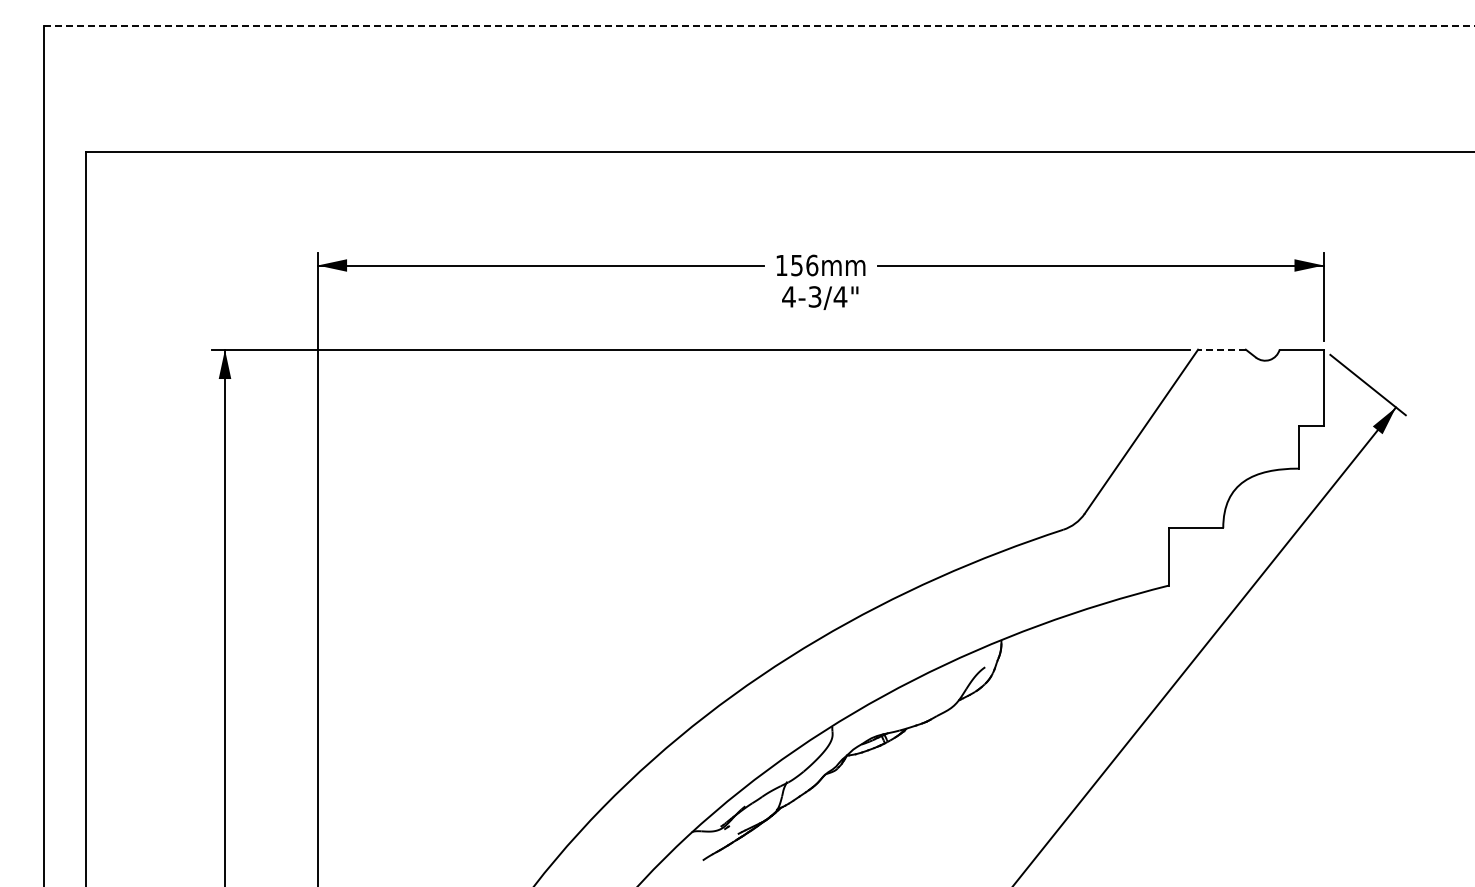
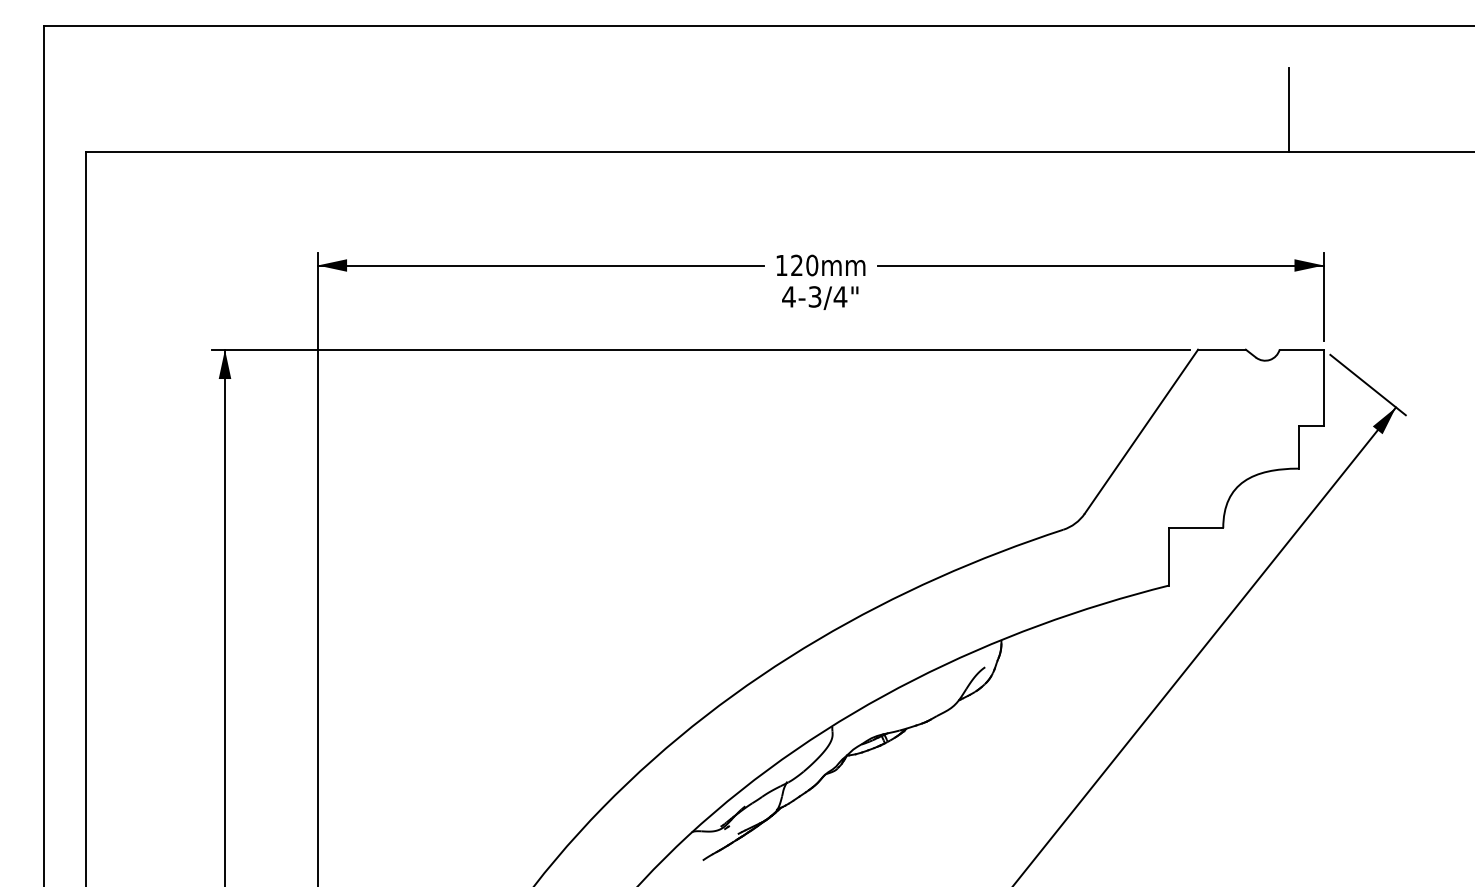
line: dashed -> solid (759, 26)
line: none -> present (1289, 110)
text: 156 -> 120 (804, 265)
line: dashed -> solid (1221, 349)
